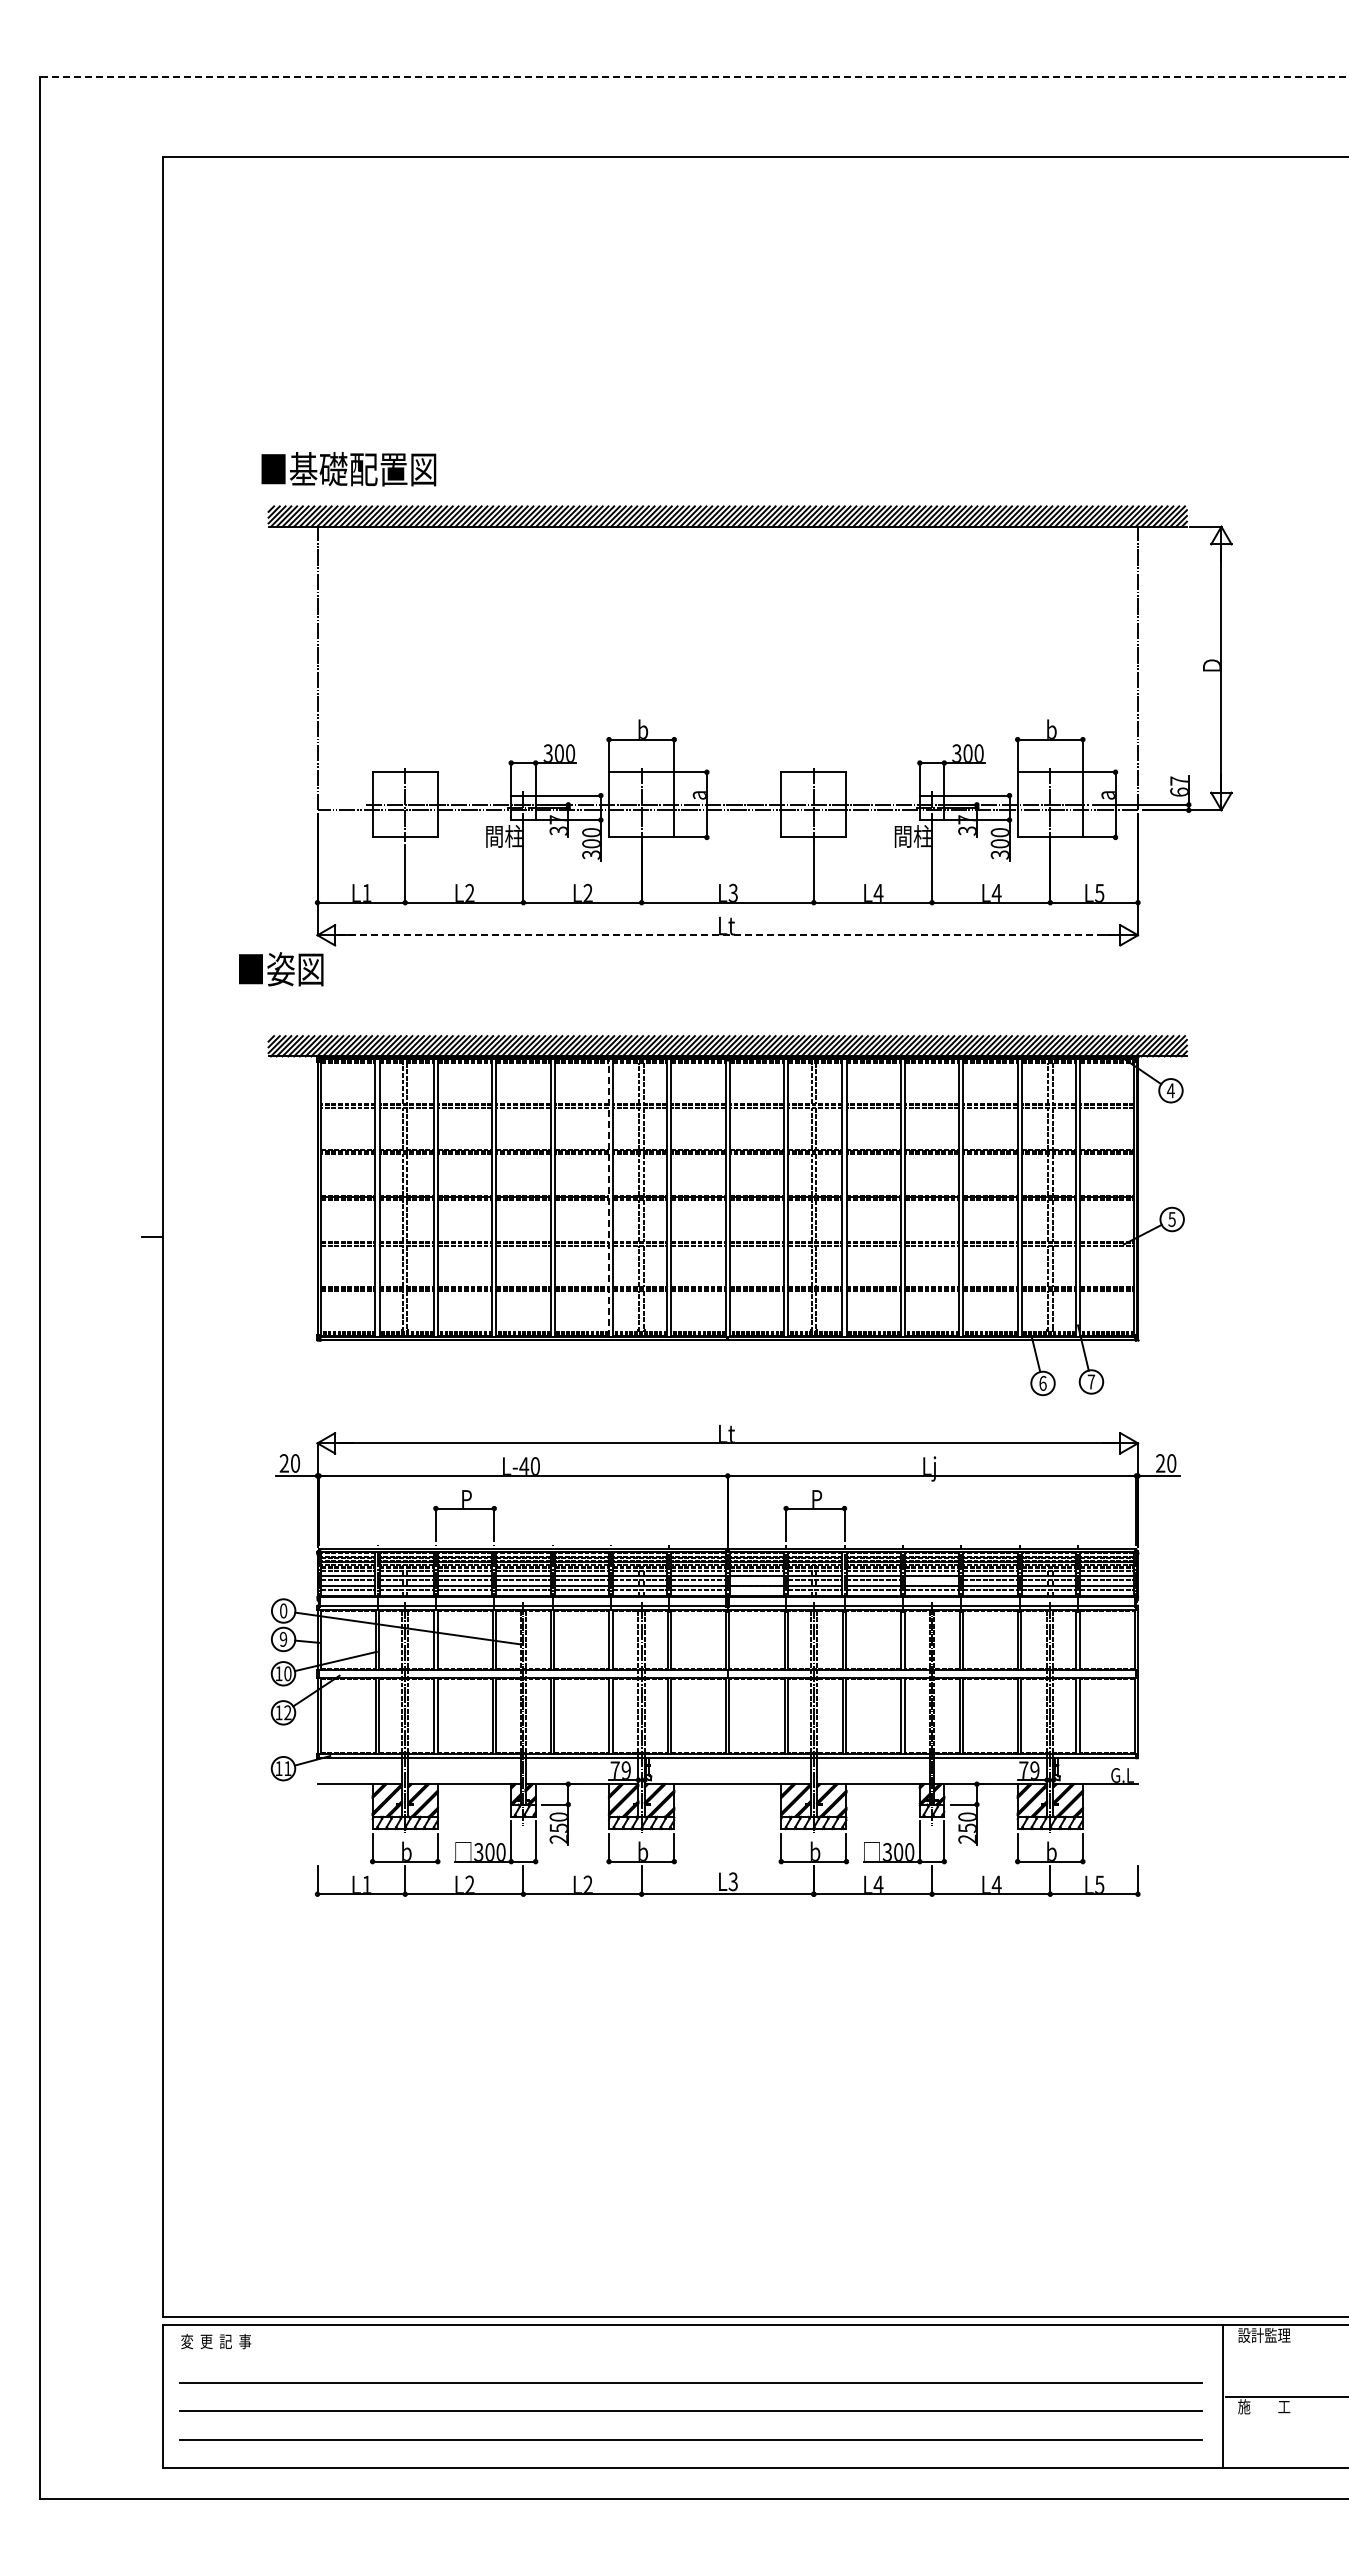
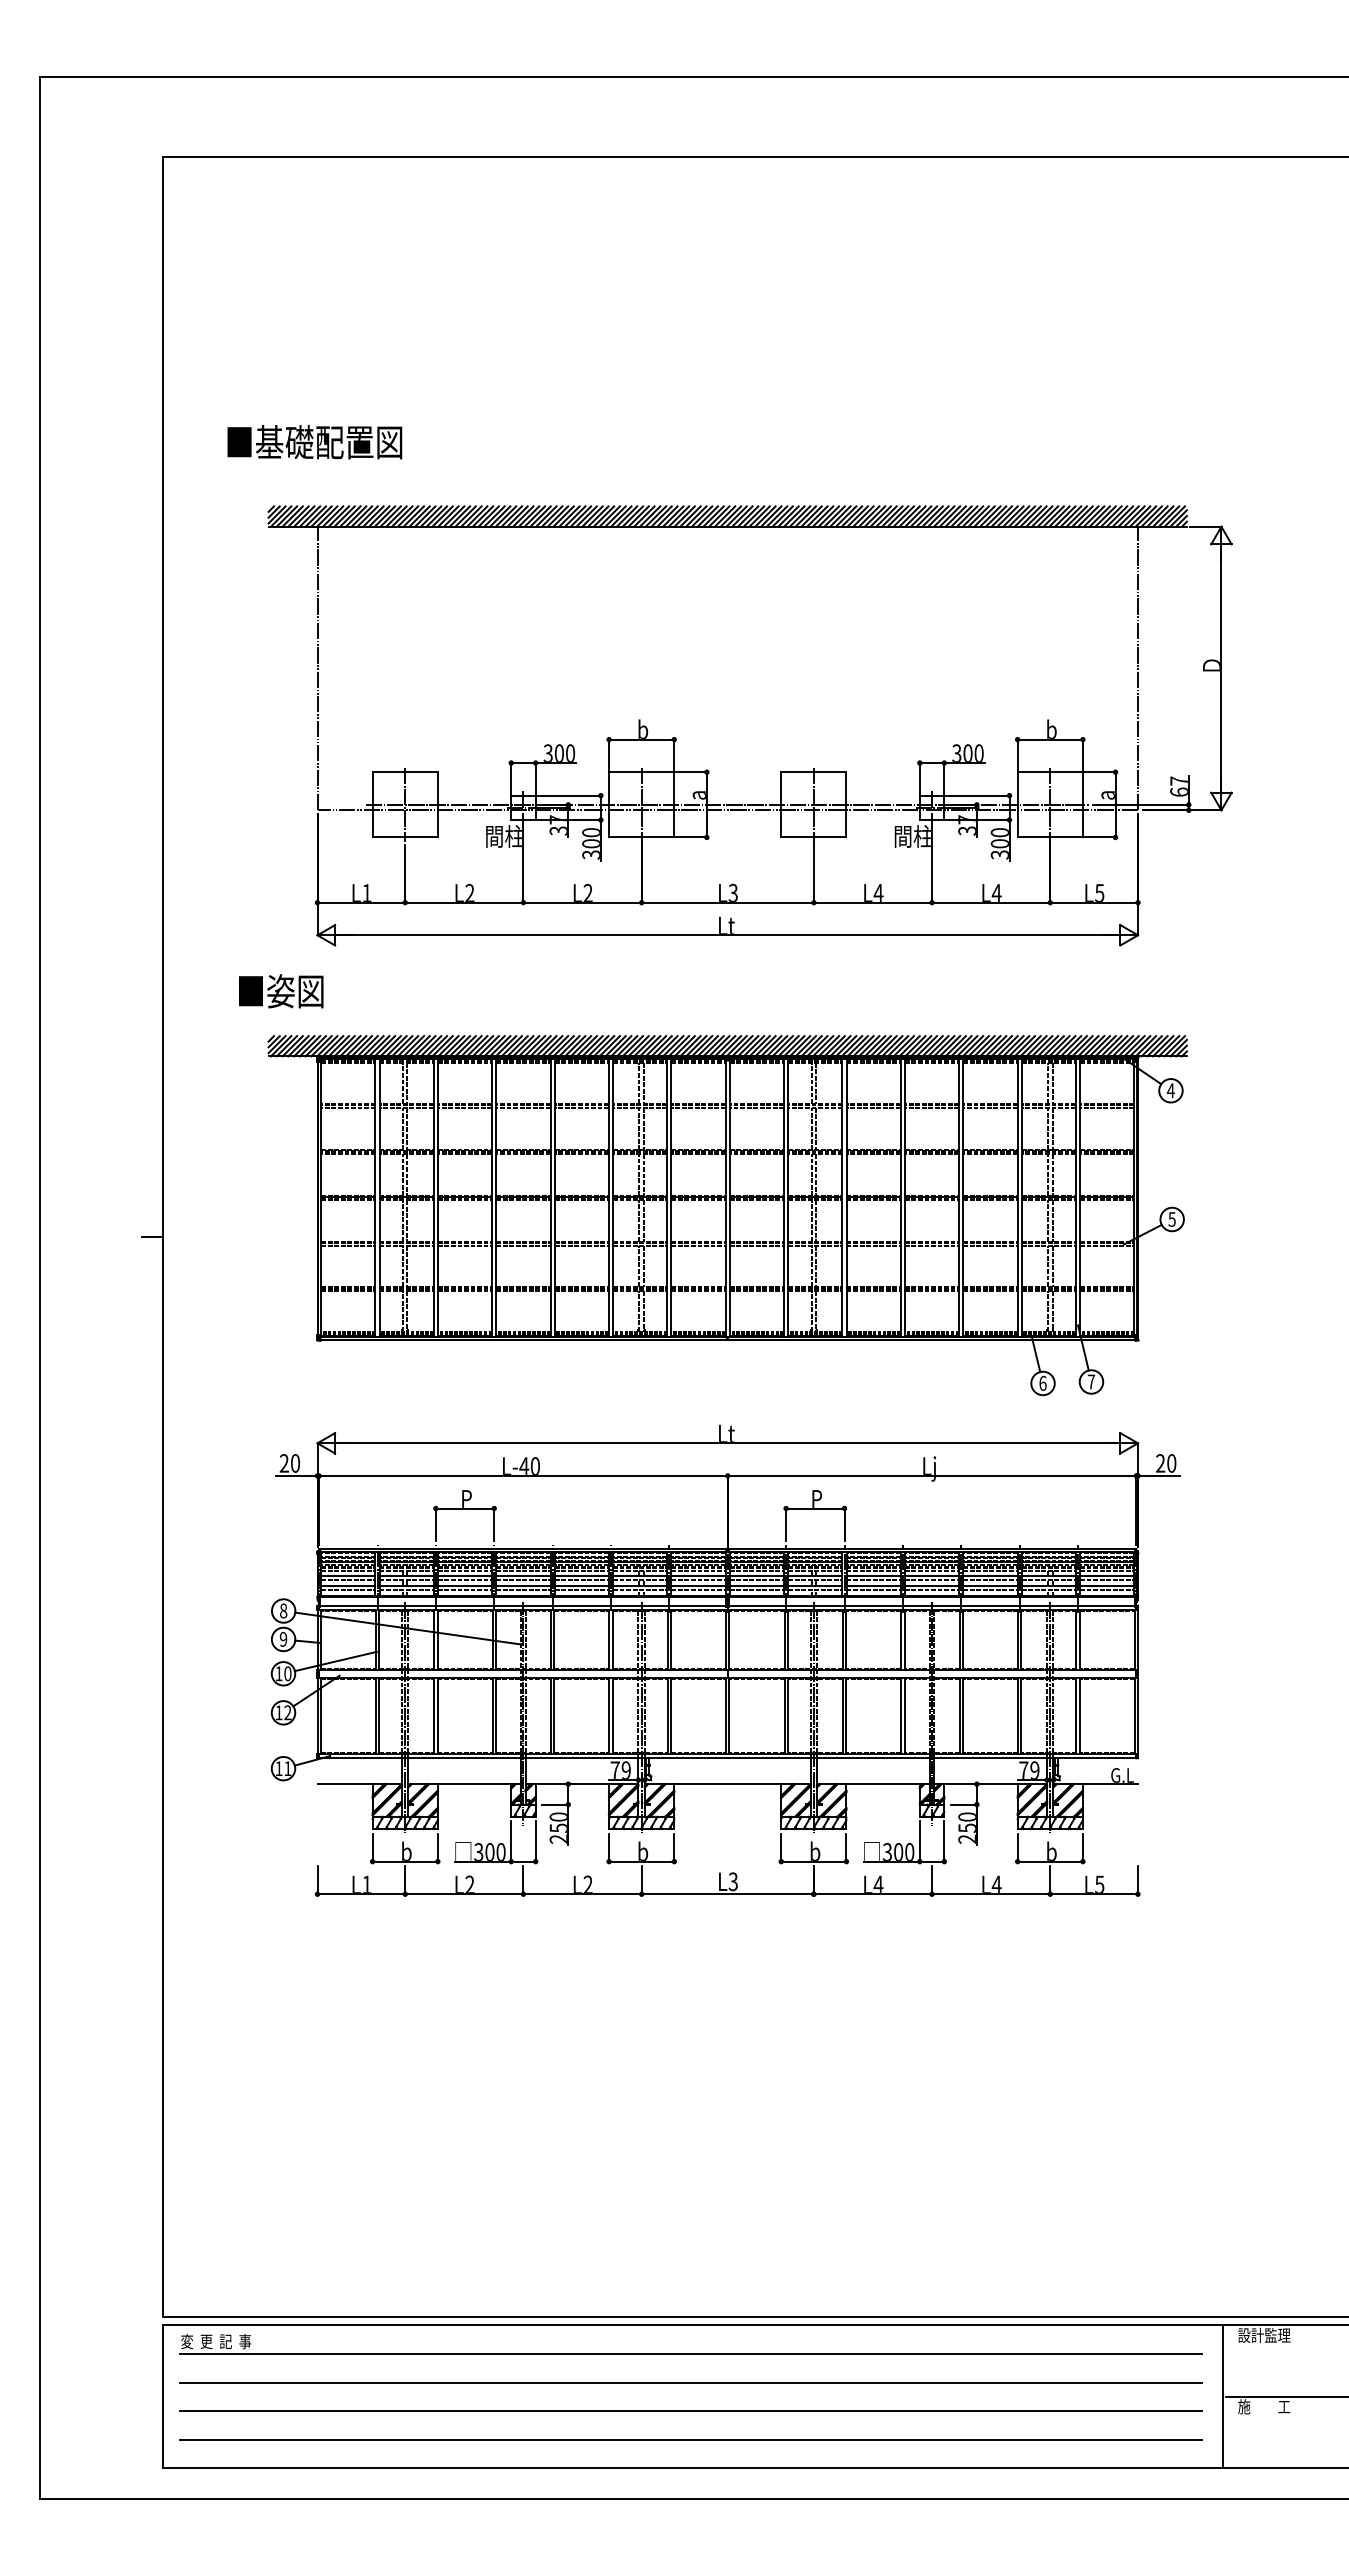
line: dashed -> solid (694, 77)
text position: (348, 469) -> (314, 442) (314, 442)
line: dashed -> solid (727, 935)
text position: (281, 969) -> (281, 991) (281, 991)
line: dashed -> solid (608, 1197)
line: none -> present (756, 1579)
line: none -> present (931, 1579)
line: none -> present (756, 1589)
text: 0 -> 8 (283, 1611)
line: none -> present (691, 2354)
